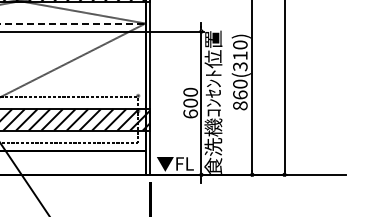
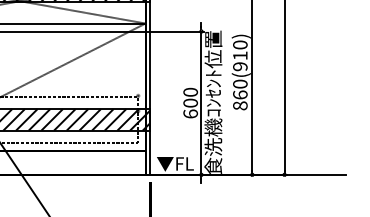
line: dashed -> solid (73, 23)
text: 860(310) -> 860(910) (240, 66)
